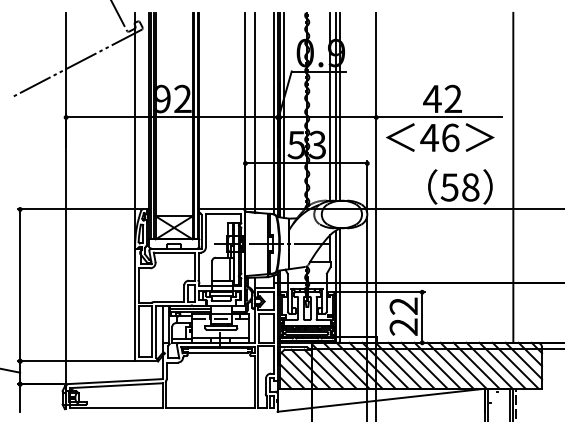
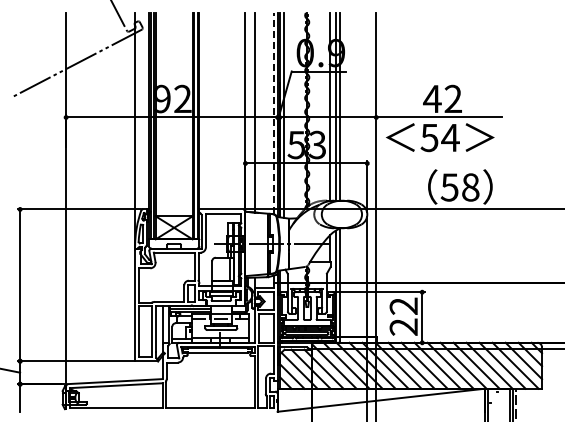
line: solid -> dashed (273, 113)
text: 46 -> 54 (439, 137)
line: present -> none (513, 177)
